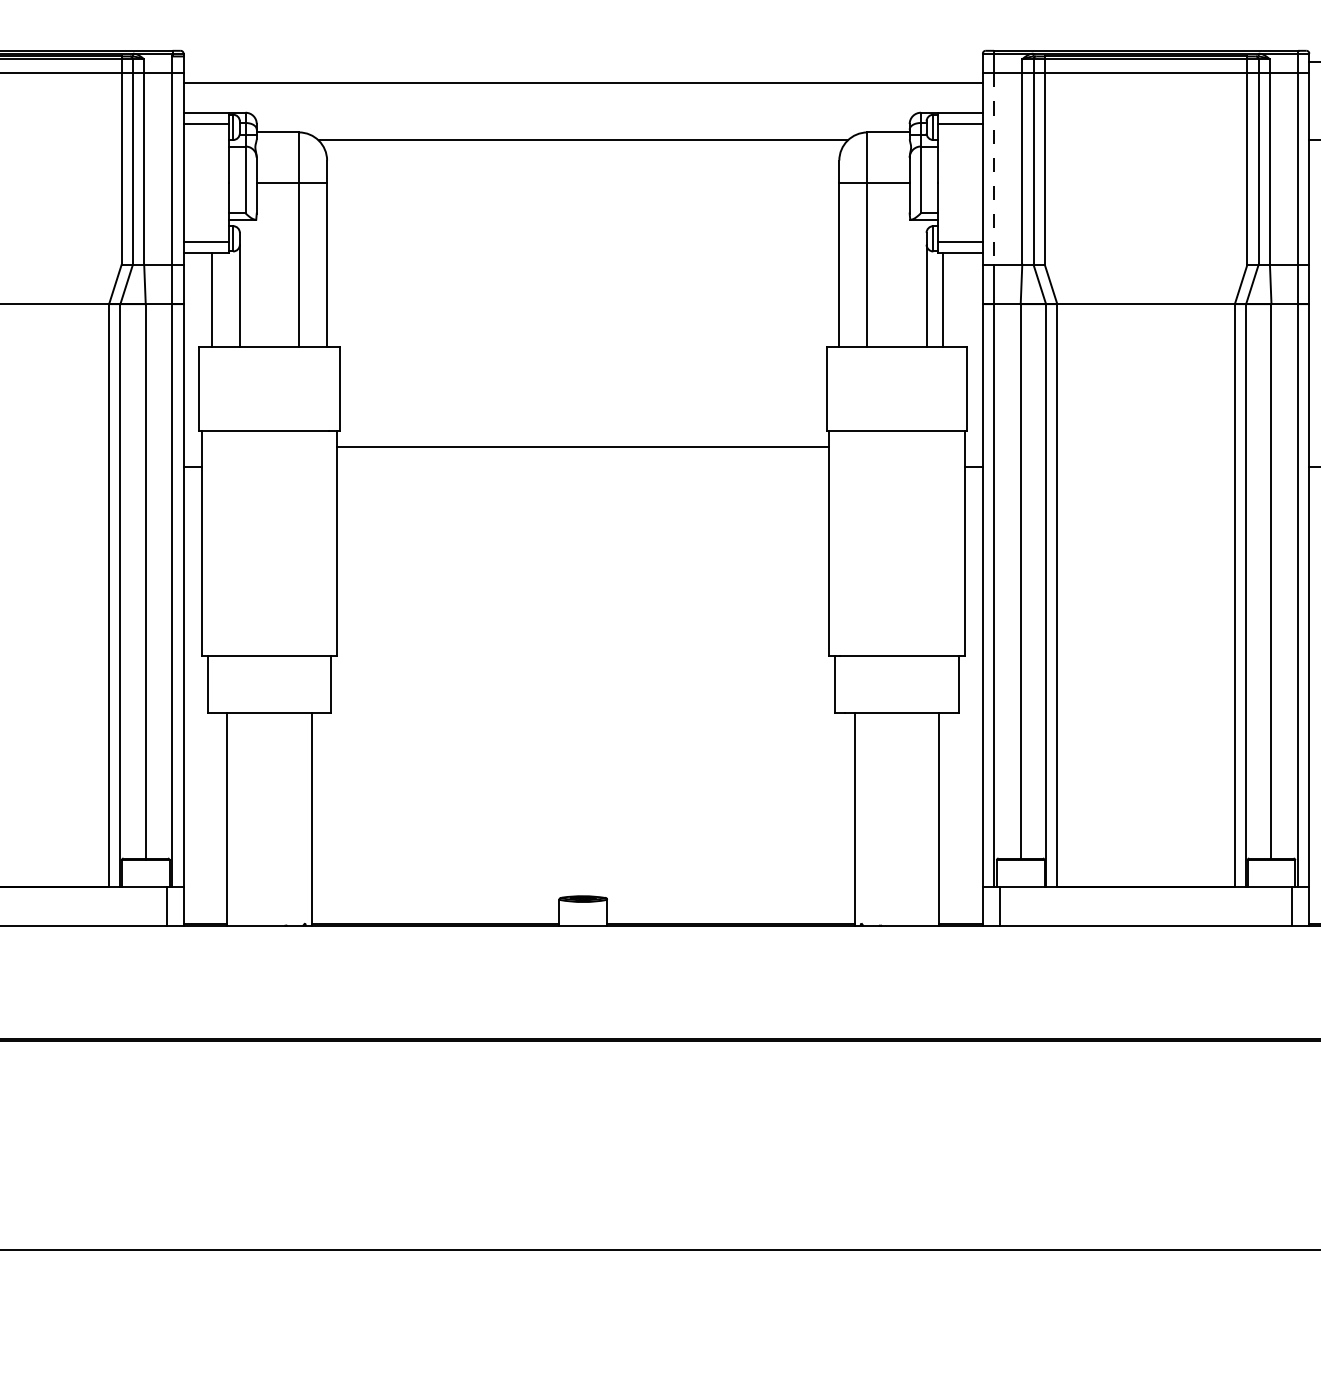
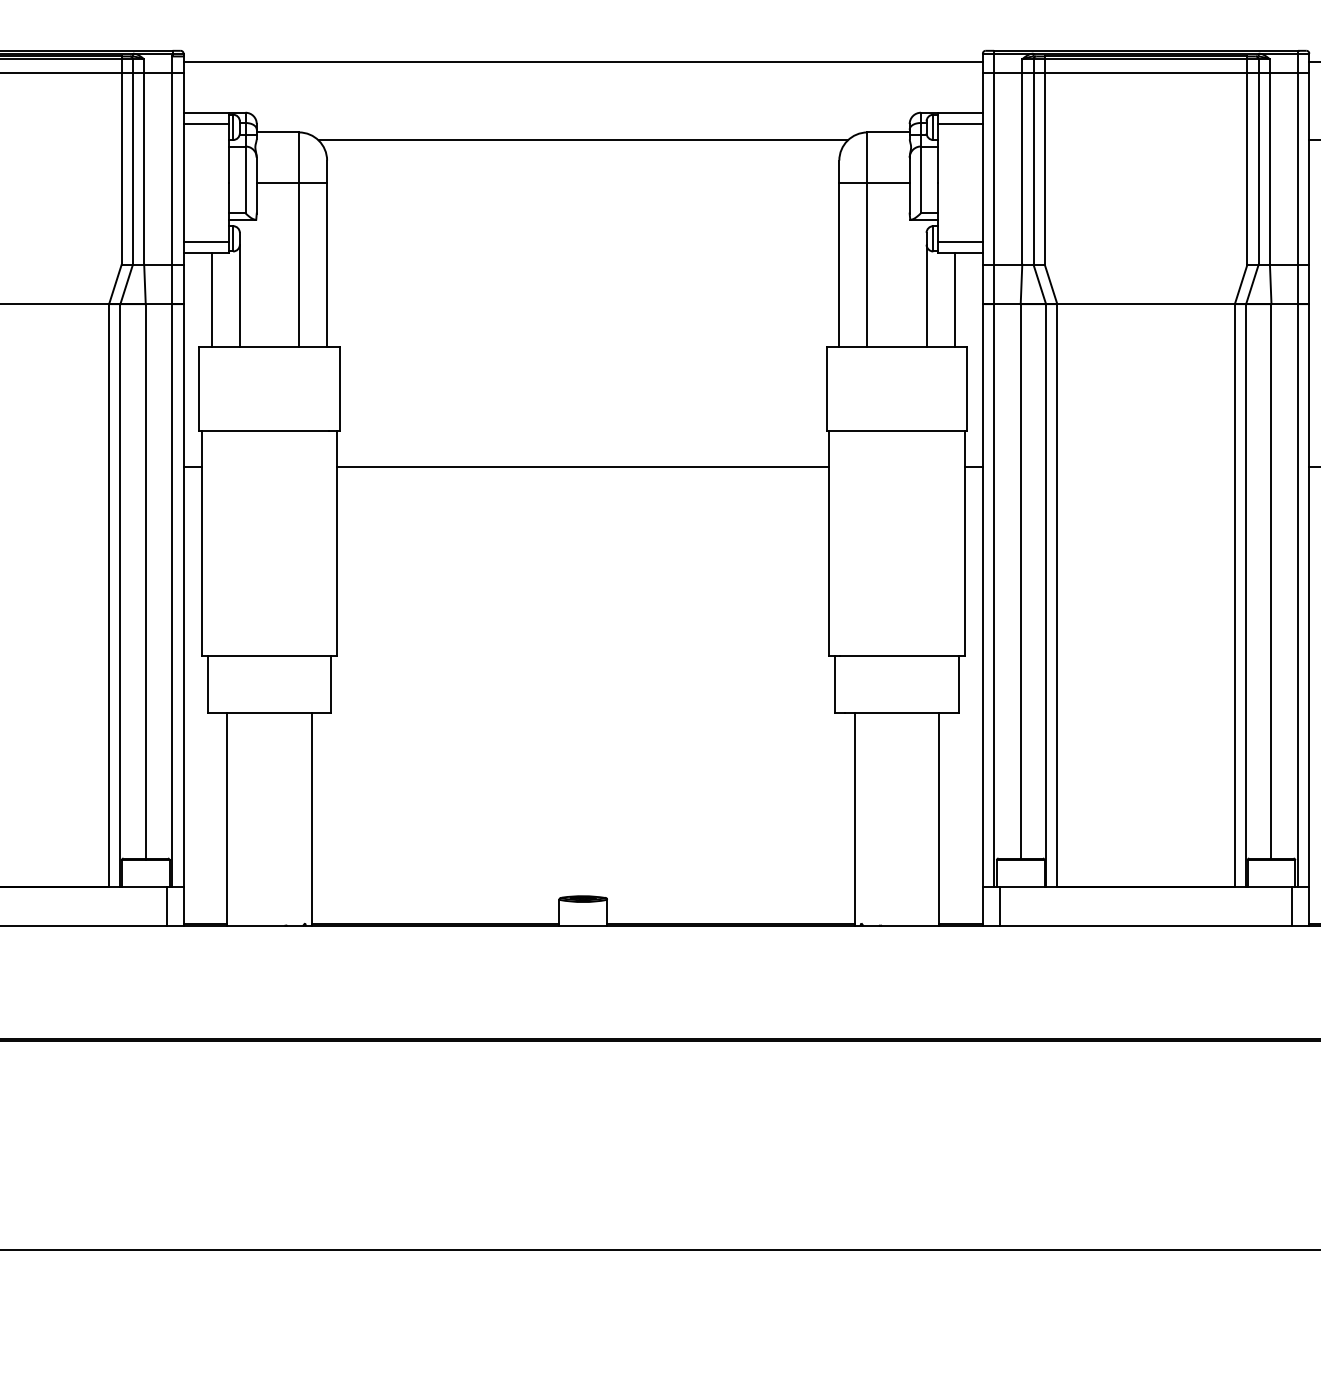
line position: (582, 82) -> (582, 61) (582, 61)
line: dashed -> solid (994, 169)
line position: (942, 299) -> (954, 299) (954, 299)
line position: (582, 446) -> (582, 466) (582, 466)
